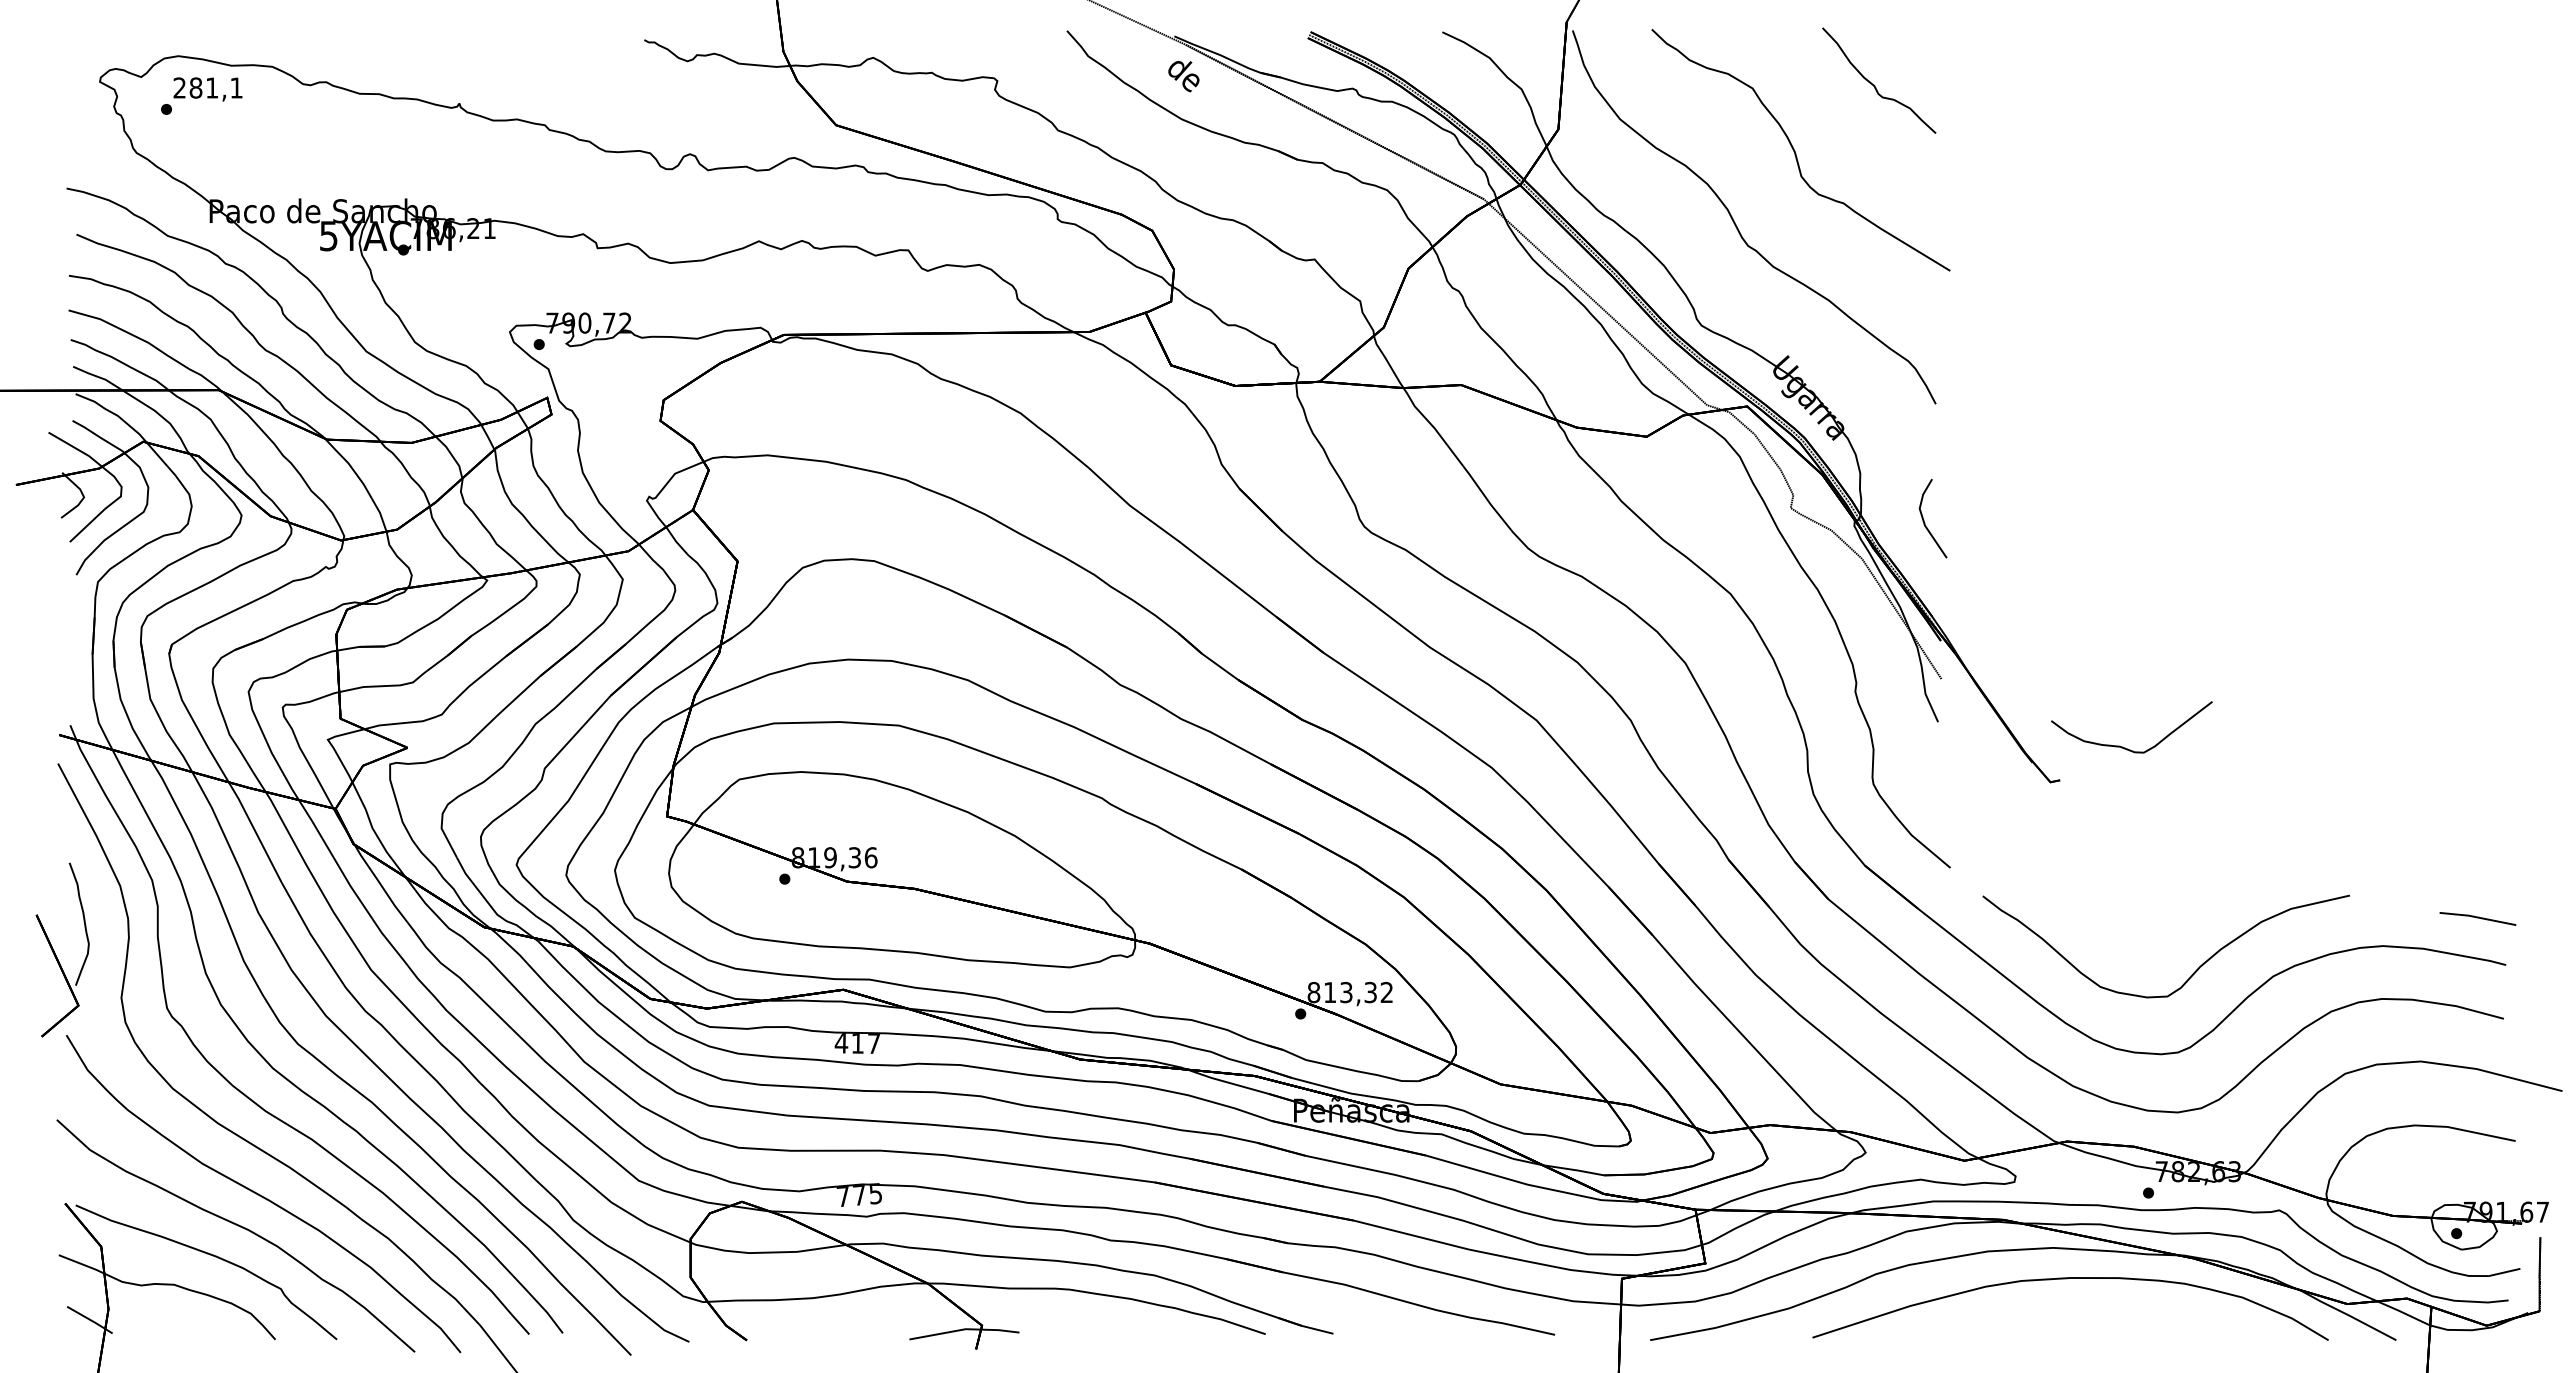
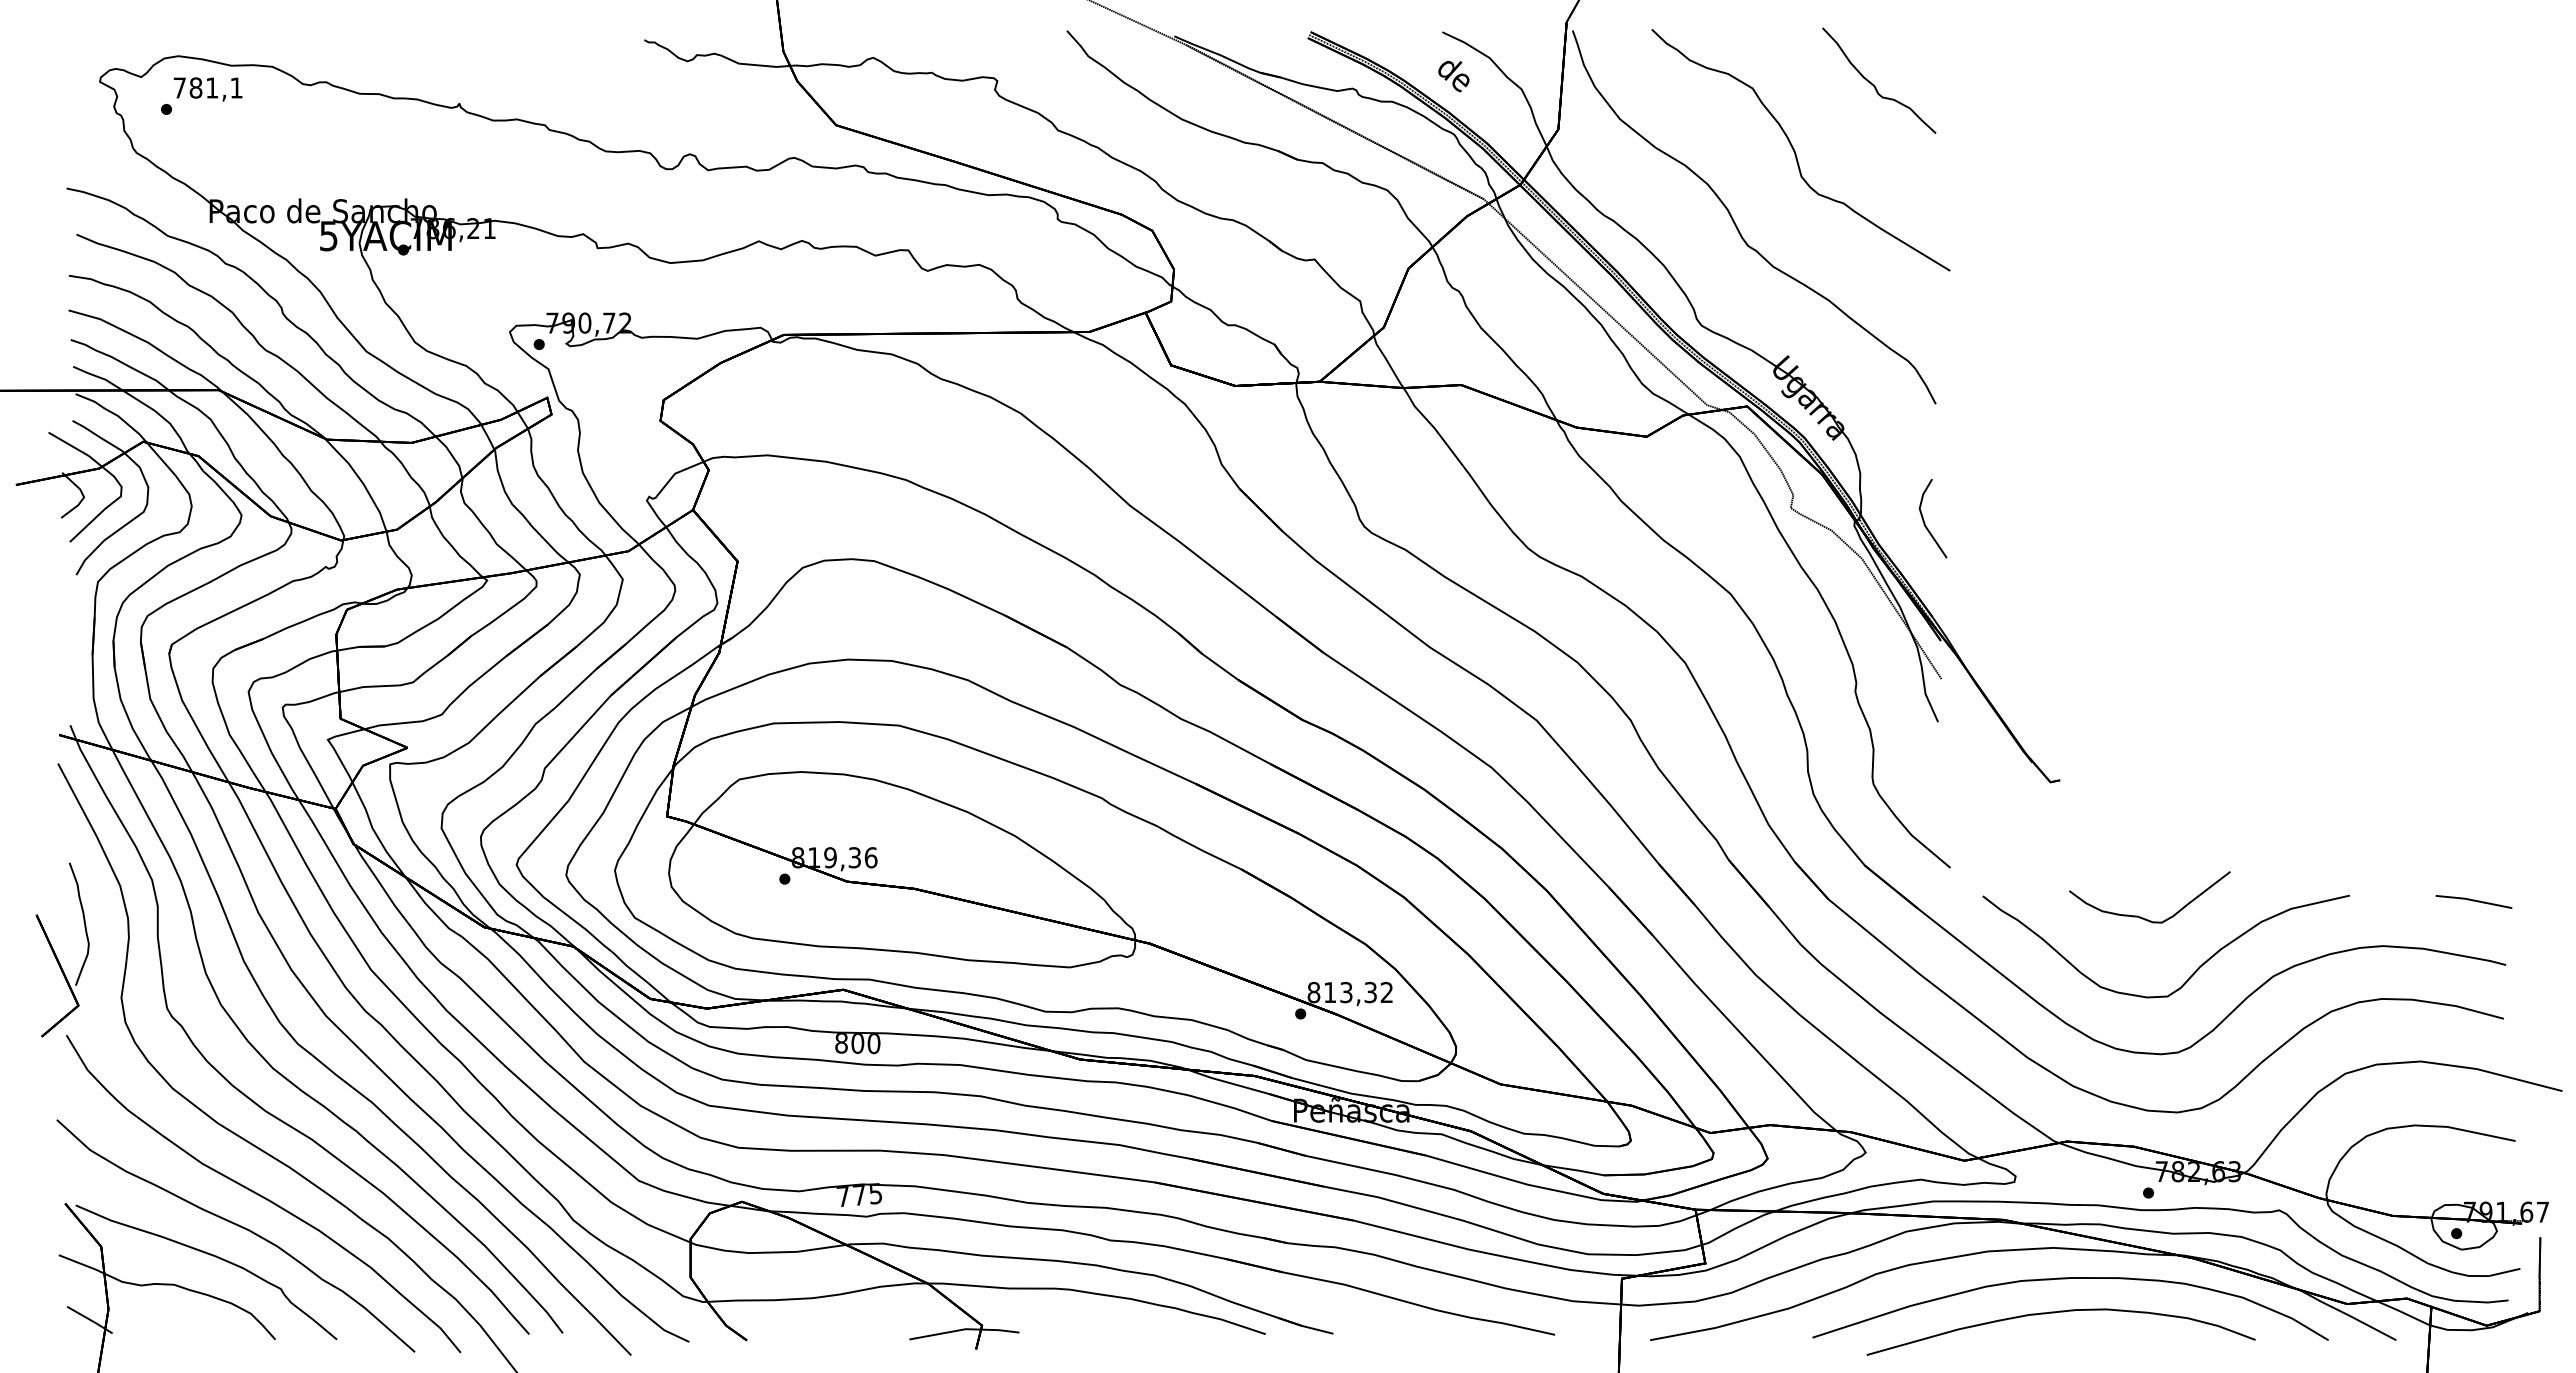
text position: (1183, 76) -> (1453, 76) (1453, 76)
text: 281,1 -> 781,1 (179, 87)
curve position: (2125, 747) -> (2143, 917) (2143, 917)
line position: (2477, 918) -> (2473, 901) (2473, 901)
text: 417 -> 800 (857, 1043)
curve: none -> present (2055, 1313)
